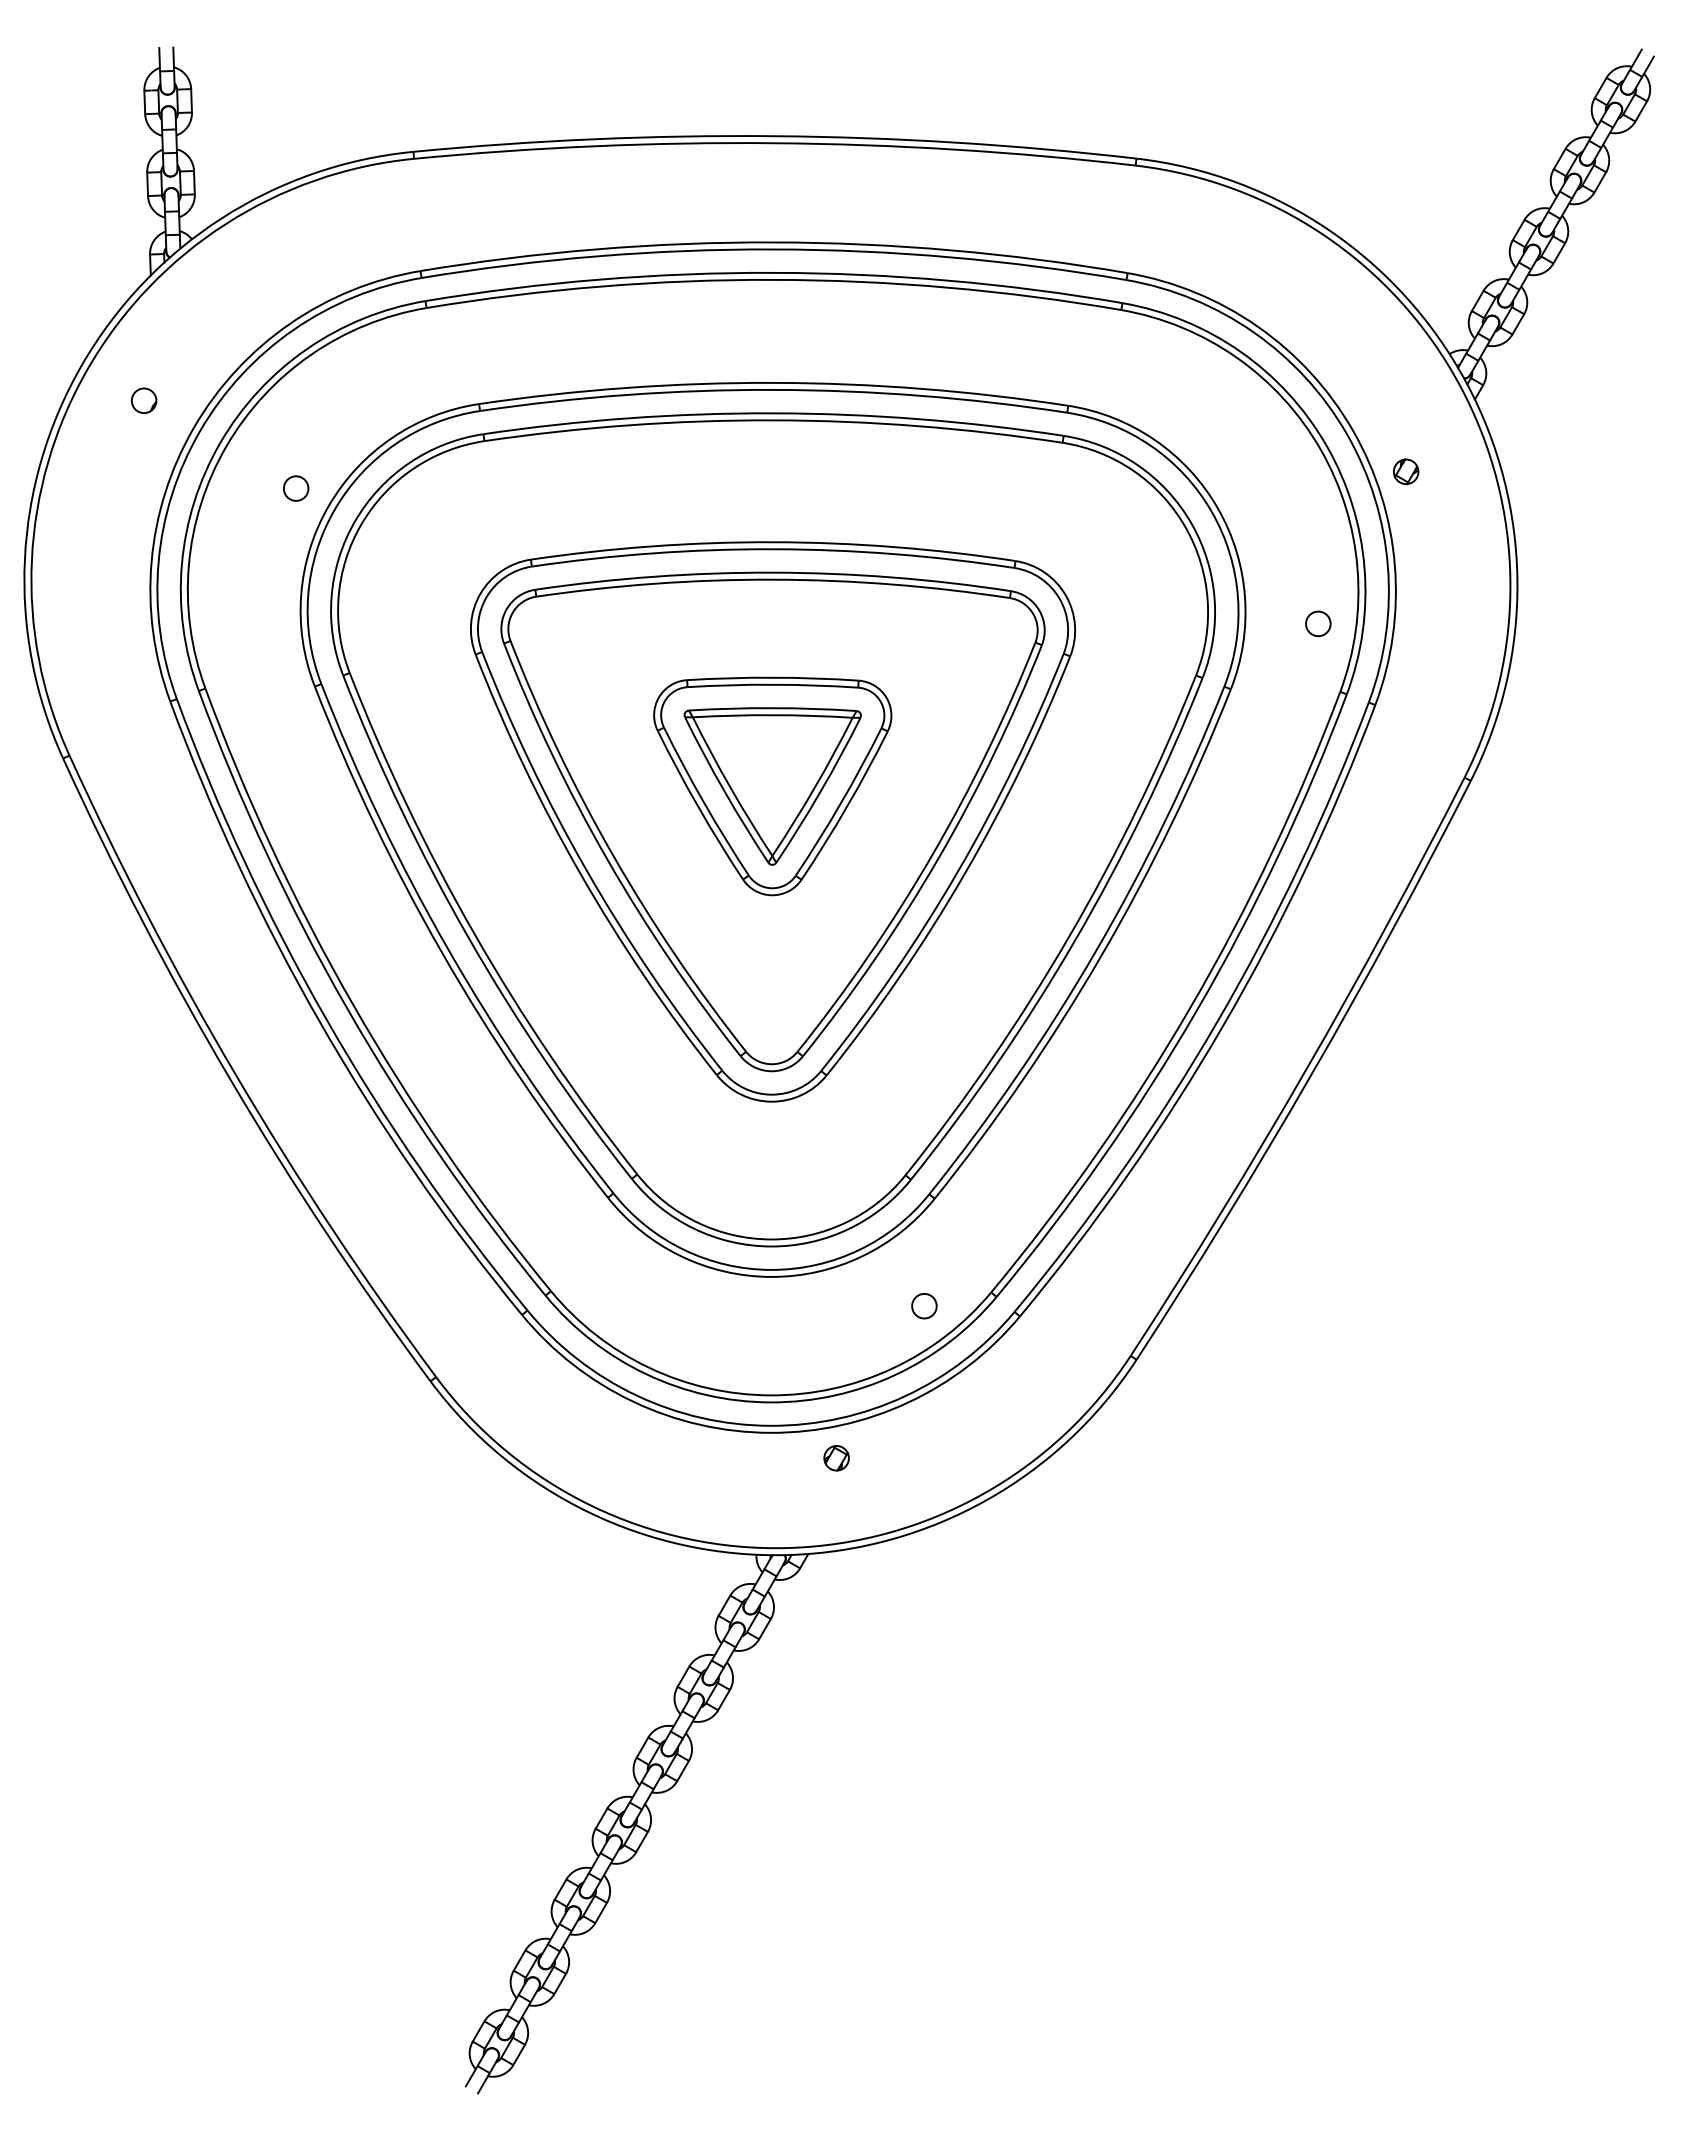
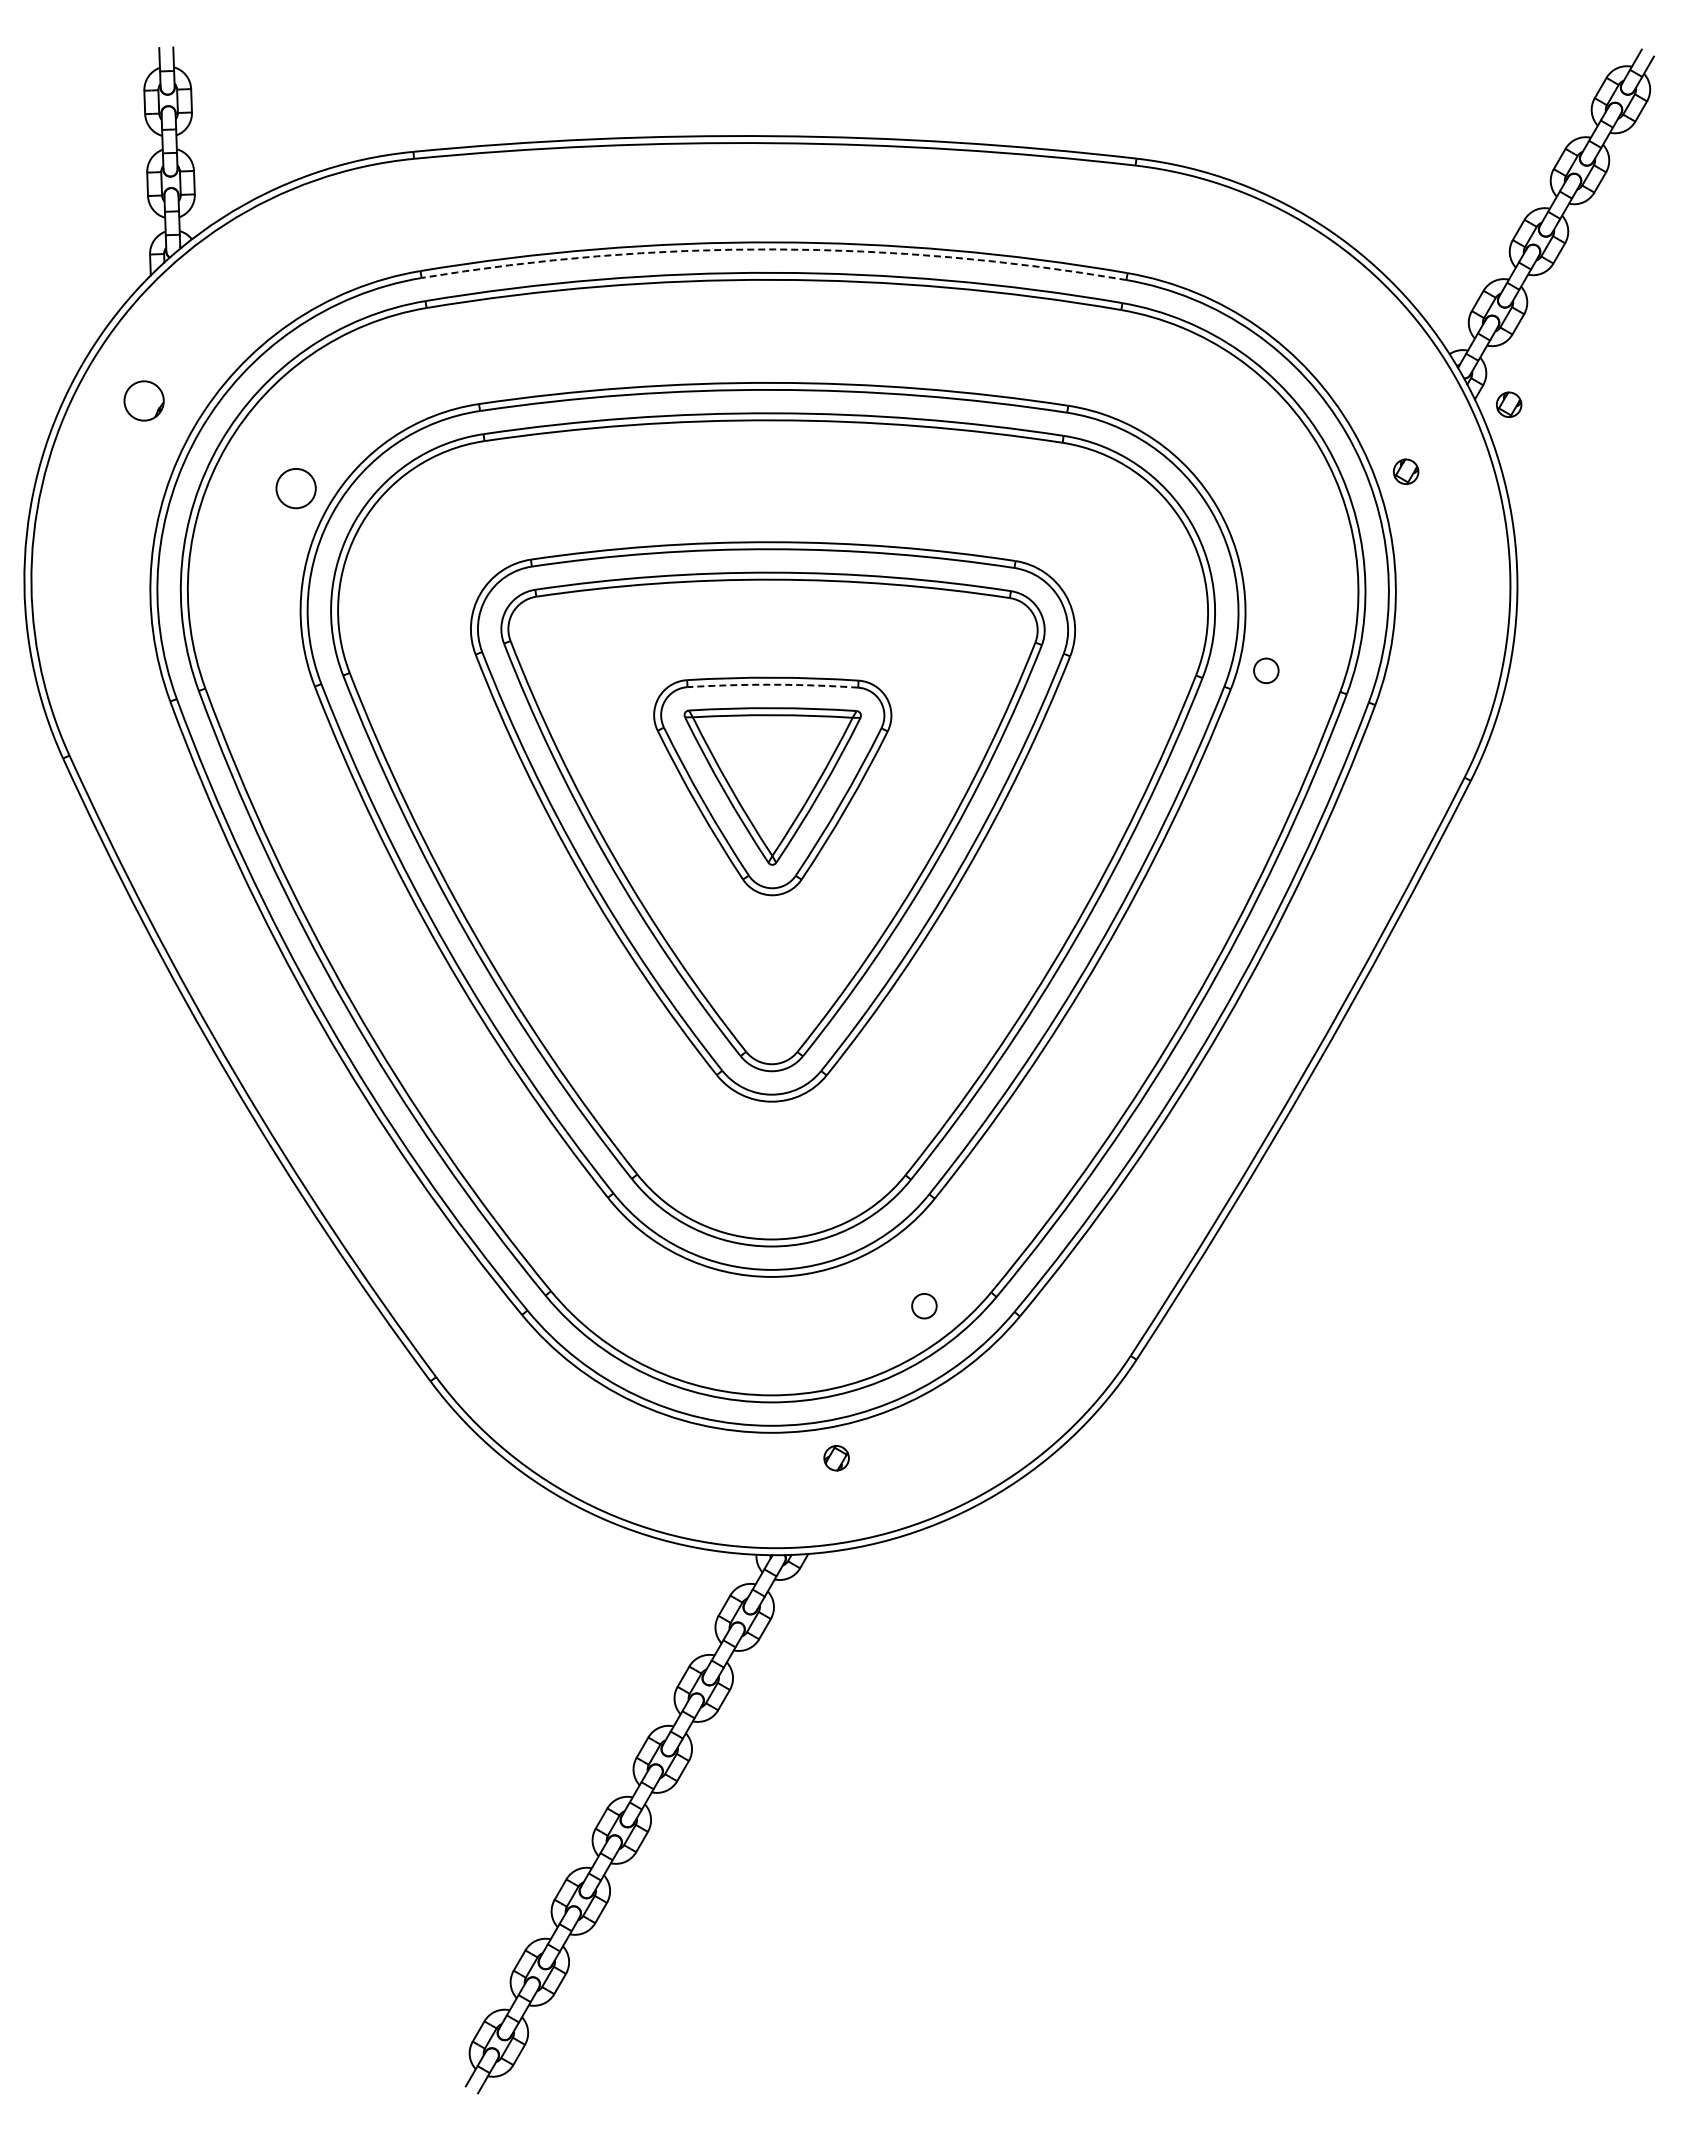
arc: solid -> dashed (774, 249)
part size: 28x27 px -> 42x42 px (143, 400)
part: none -> present (1509, 404)
circle diameter: 25 px -> 39 px (295, 488)
circle position: (1318, 623) -> (1266, 670) (1266, 670)
arc: solid -> dashed (772, 684)
